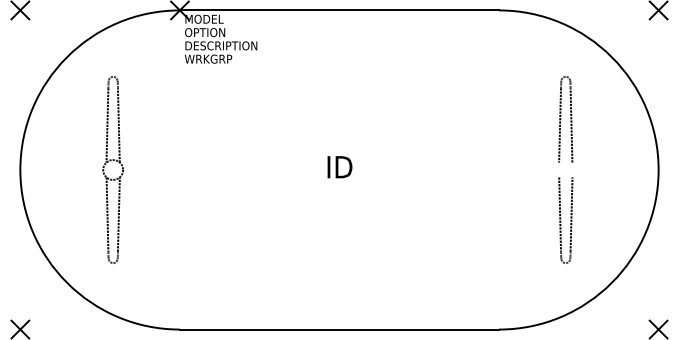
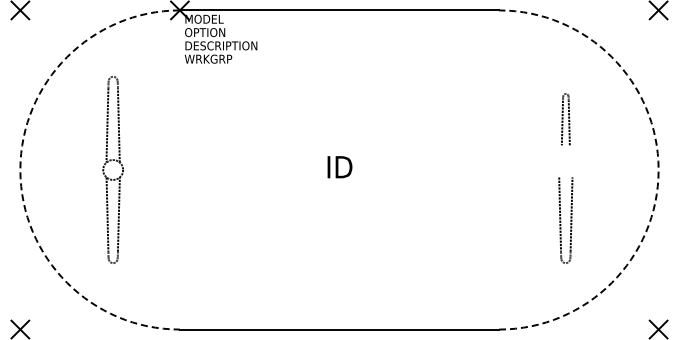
part size: 16x87 px -> 10x53 px (565, 119)
arc: solid -> dashed (20, 169)
arc: solid -> dashed (658, 170)
